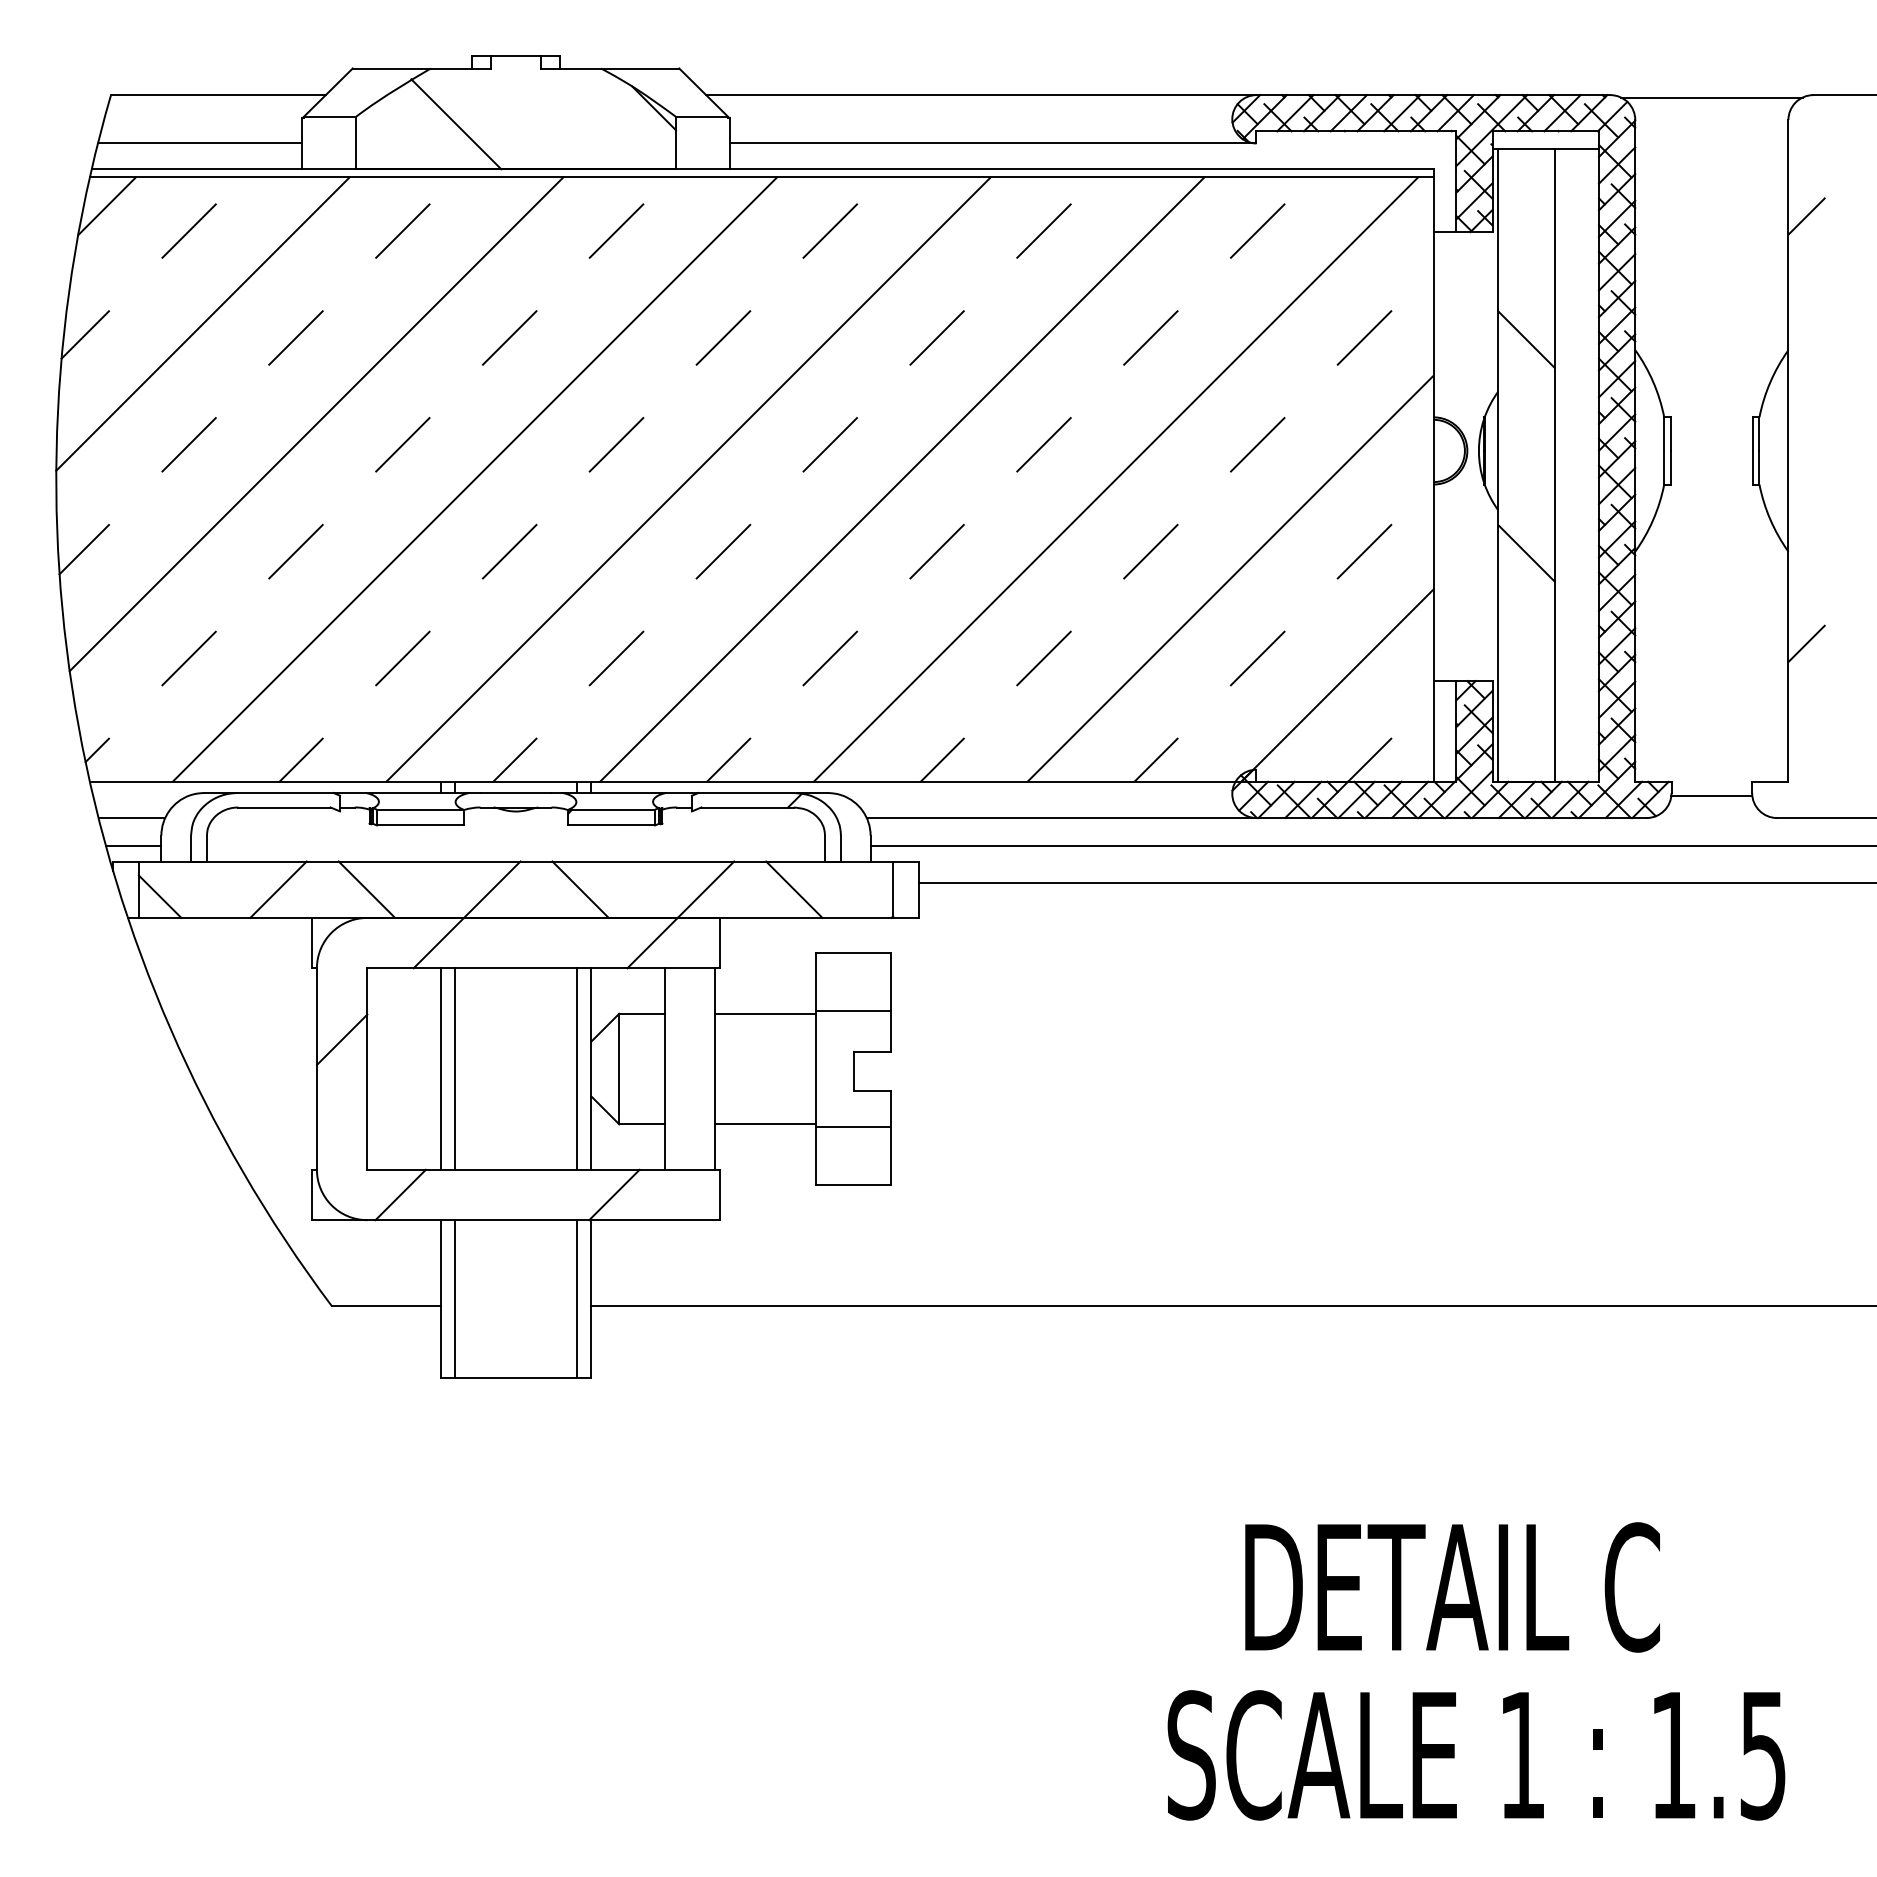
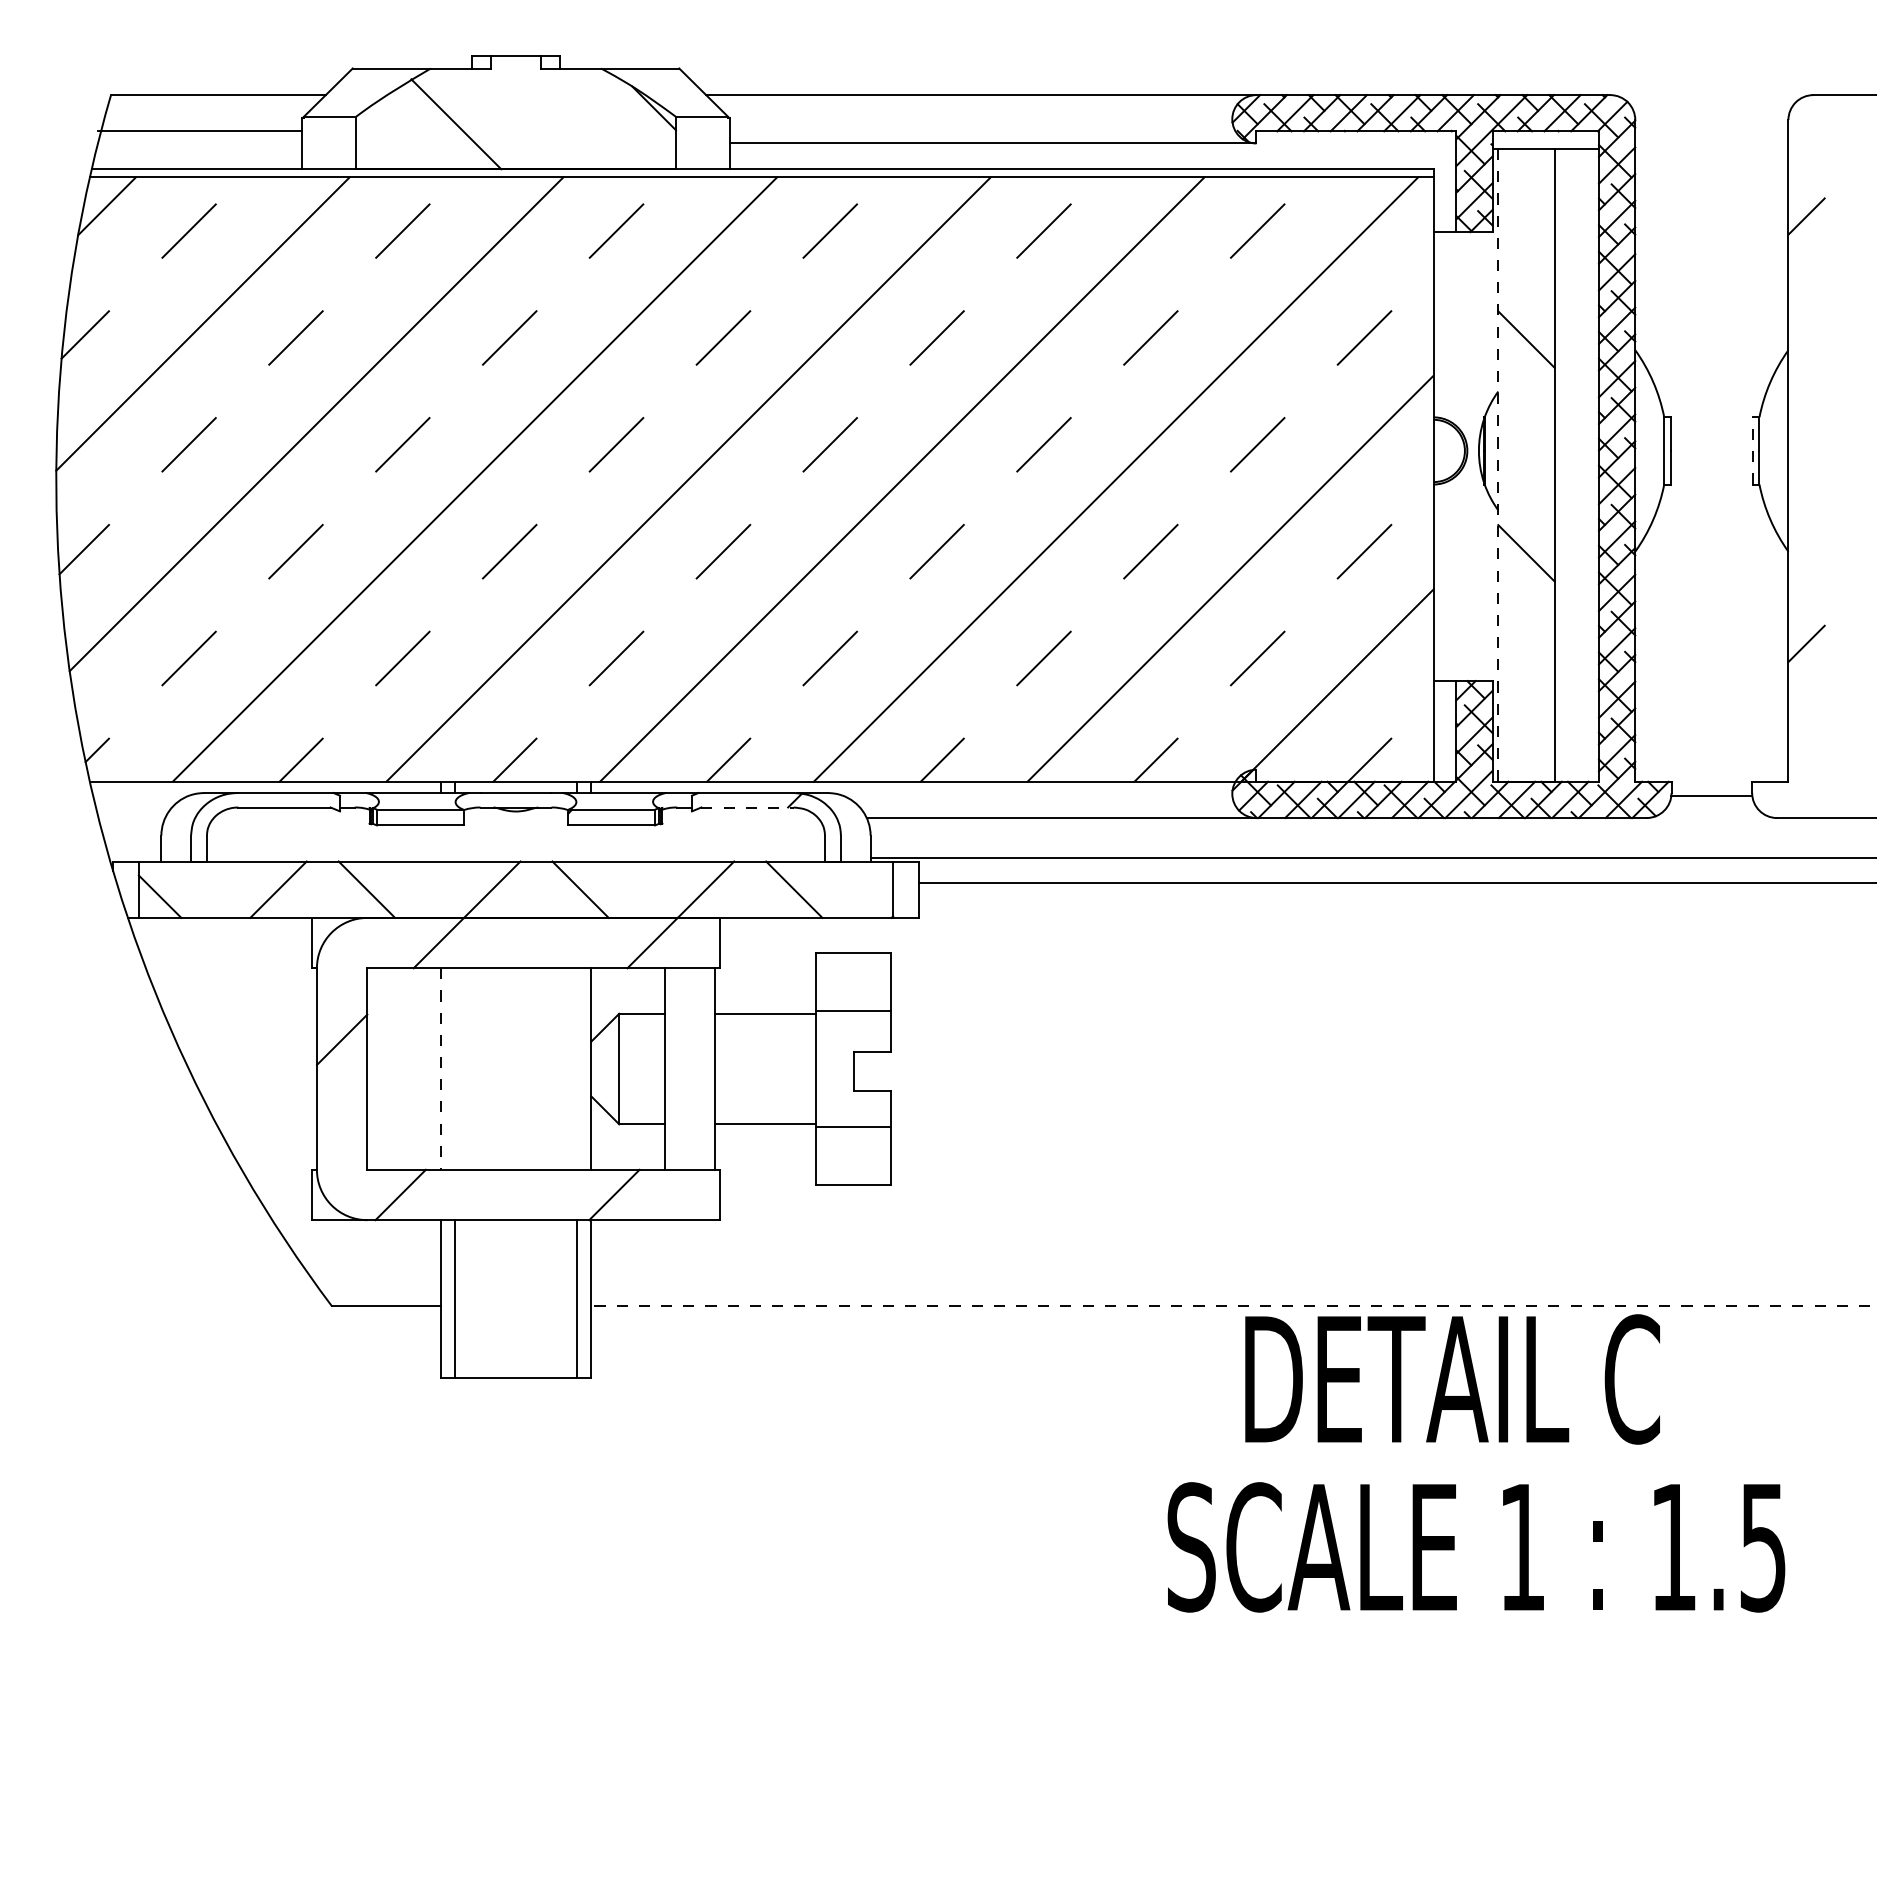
line: present -> none (1711, 97)
line position: (199, 143) -> (199, 131) (199, 131)
line: solid -> dashed (1753, 450)
line: solid -> dashed (1498, 465)
line: solid -> dashed (748, 807)
line: present -> none (131, 818)
line: present -> none (133, 846)
line position: (1371, 846) -> (1371, 858) (1371, 858)
line: present -> none (455, 1068)
line: present -> none (576, 1068)
line: solid -> dashed (440, 1069)
line: solid -> dashed (1234, 1306)
text position: (1476, 1671) -> (1476, 1463) (1476, 1463)
